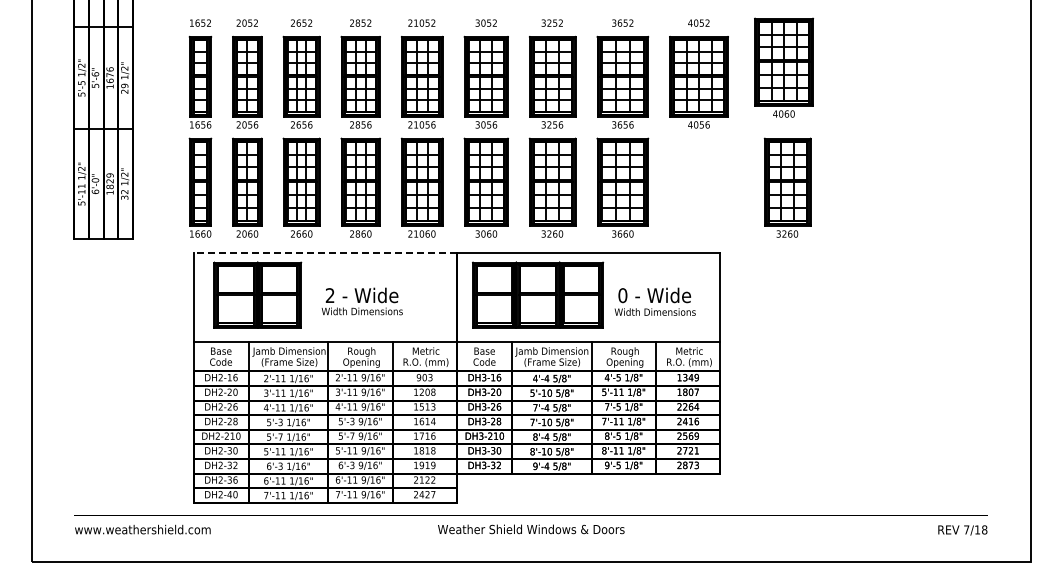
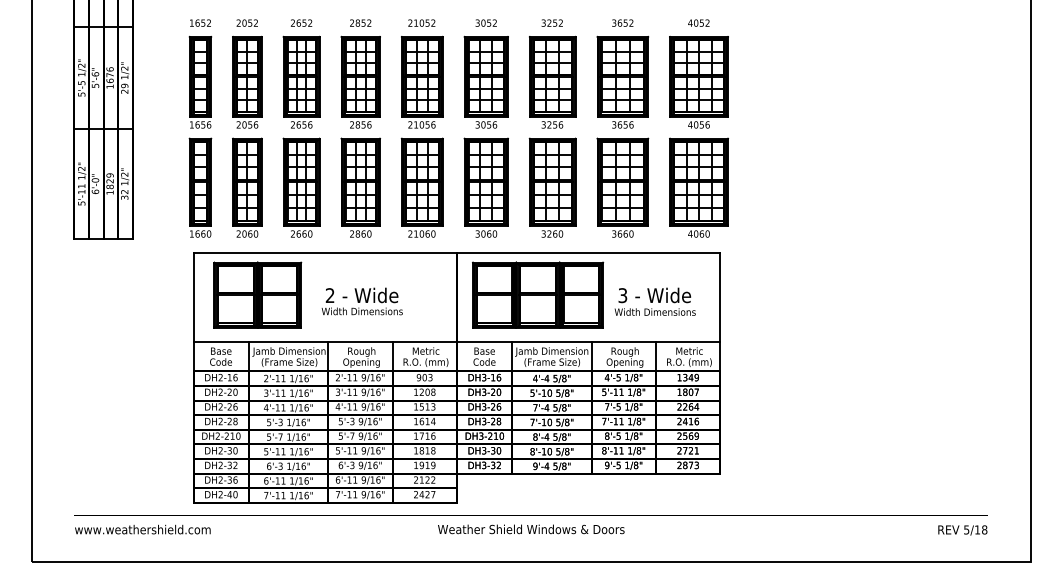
part position: (784, 67) -> (699, 187) (699, 187)
part: present -> none (787, 187)
line: dashed -> solid (325, 252)
text: 0 -> 3 (622, 295)
text: 7/18 -> 5/18 (966, 529)
